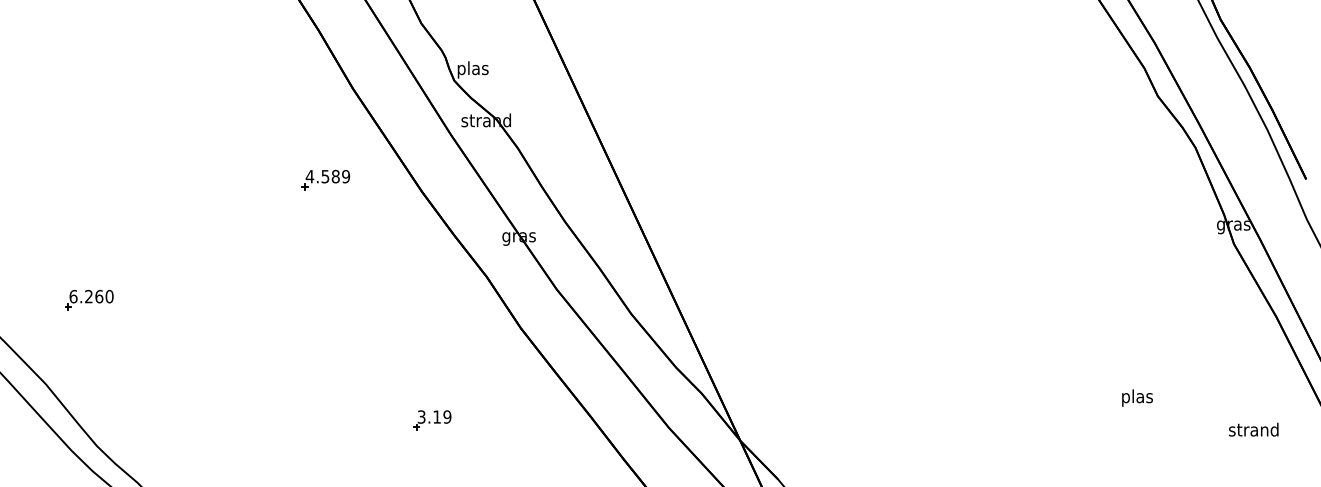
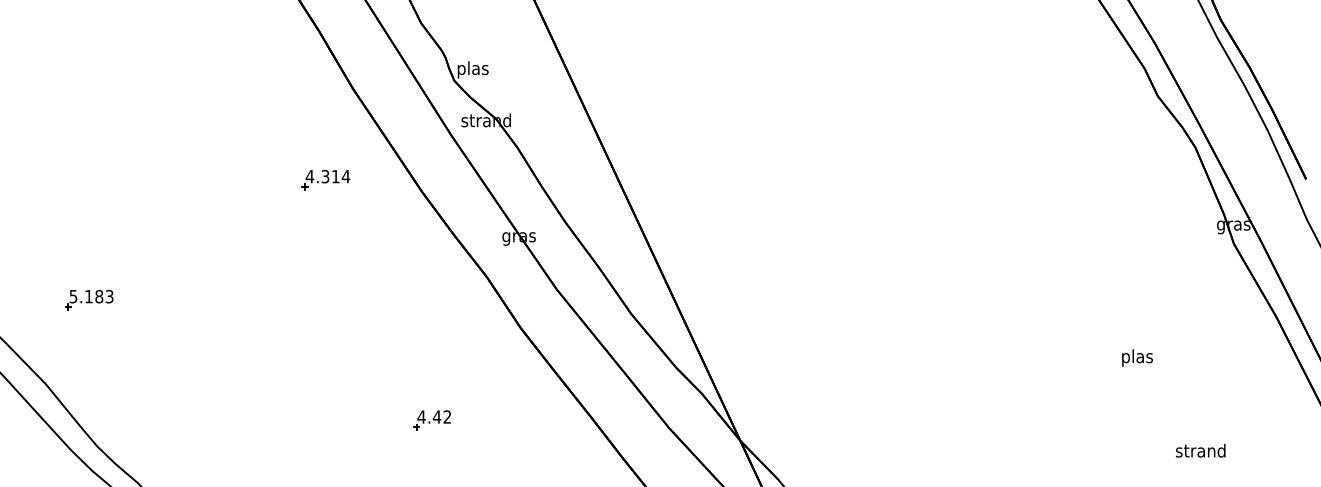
text: 4.589 -> 4.314 (336, 176)
text: 6.260 -> 5.183 (91, 296)
text position: (1137, 397) -> (1137, 357) (1137, 357)
text: 3.19 -> 4.42 (434, 416)
text position: (1253, 429) -> (1200, 450) (1200, 450)
